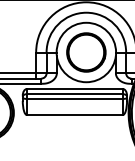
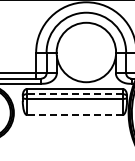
circle: present -> none (86, 52)
line: solid -> dashed (74, 94)
line: solid -> dashed (74, 115)
